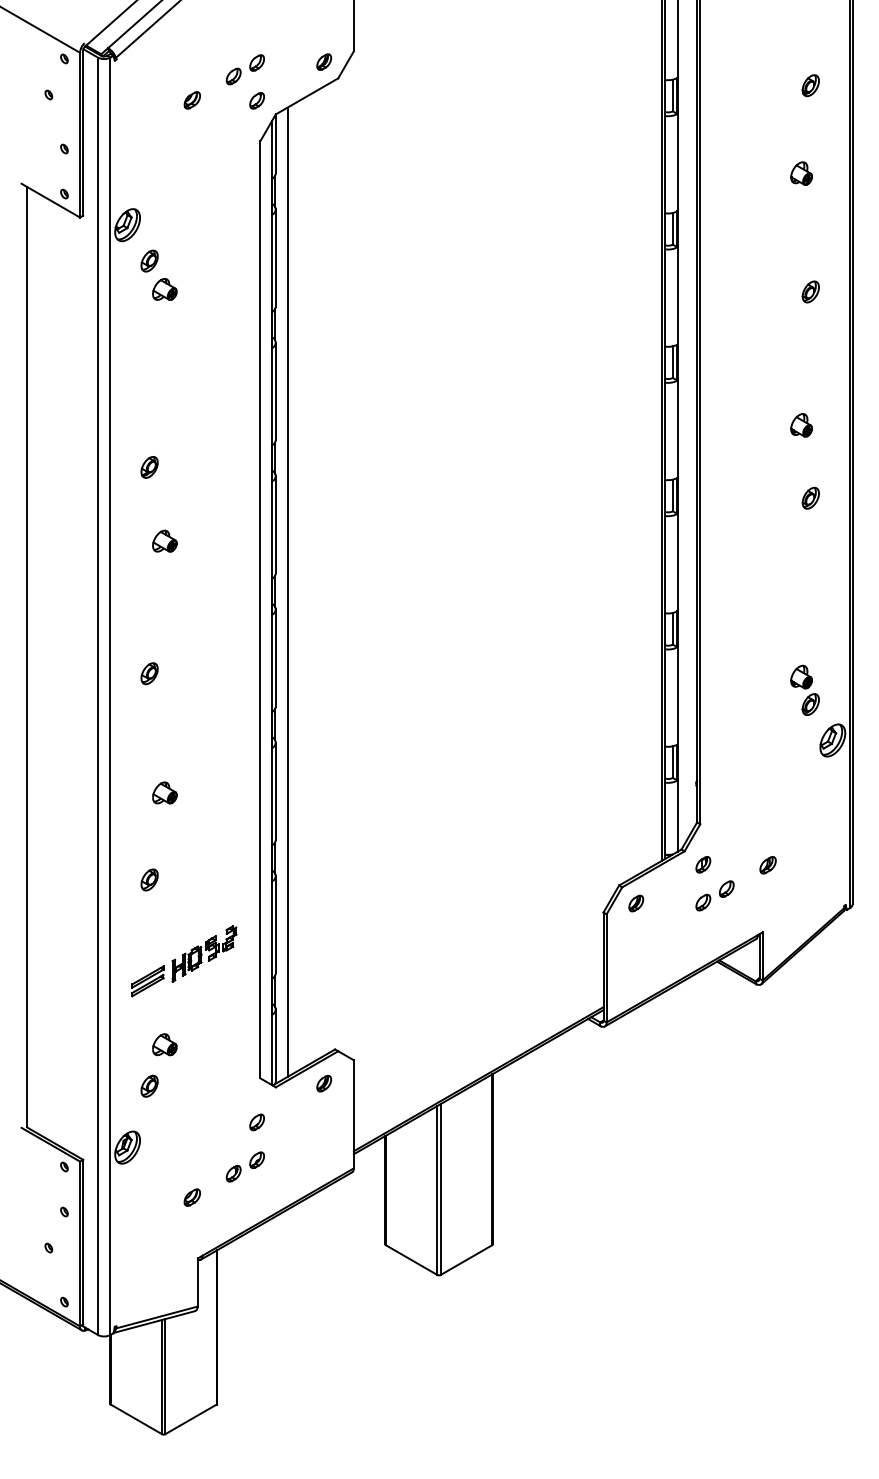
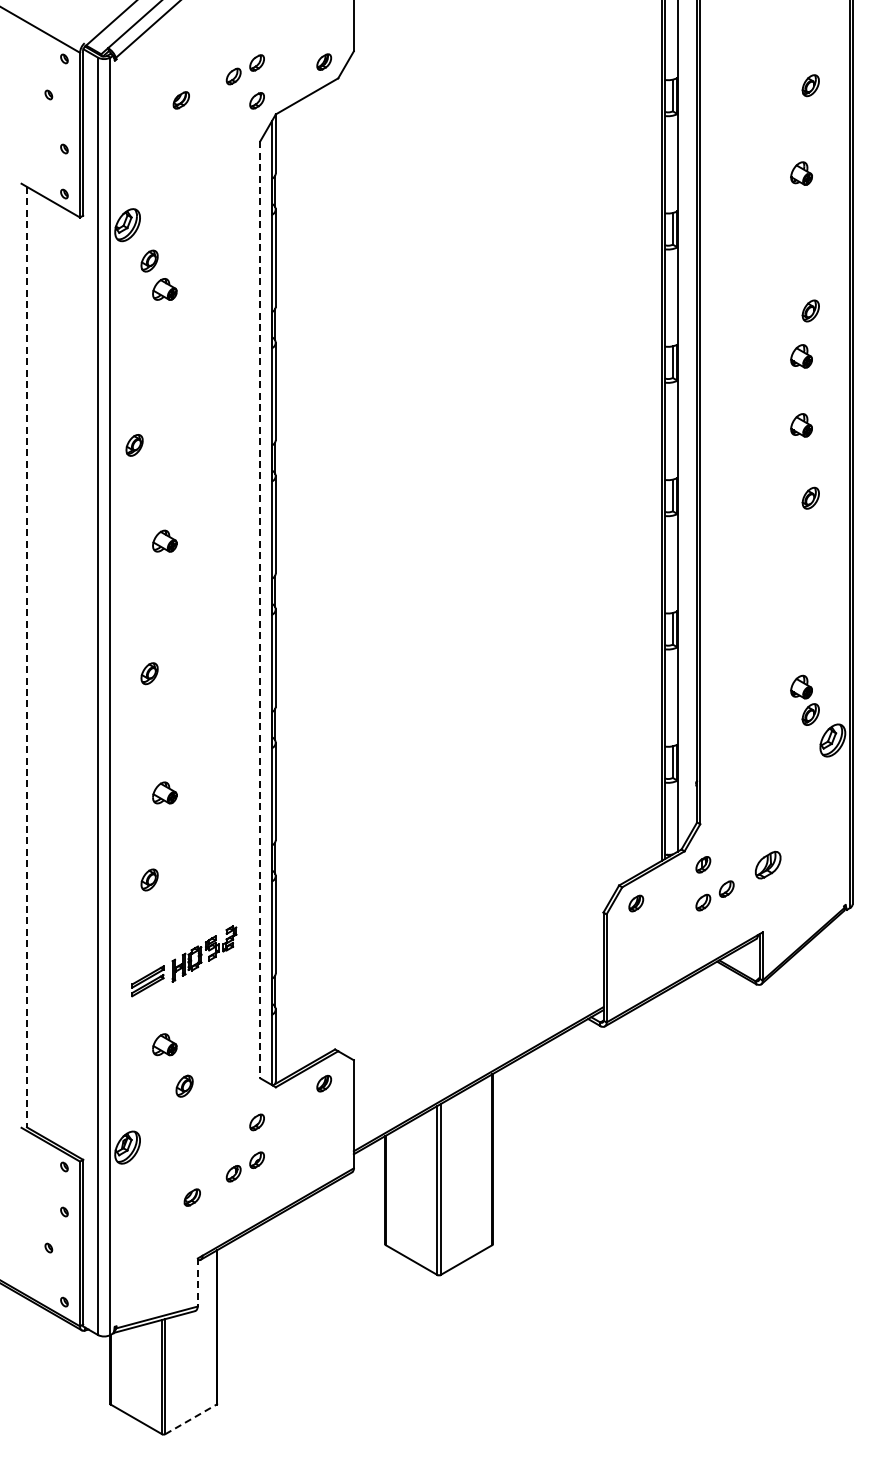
part position: (191, 100) -> (180, 100) (180, 100)
part position: (810, 291) -> (810, 310) (810, 310)
part: none -> present (801, 356)
part position: (149, 467) -> (134, 445) (134, 445)
line: present -> none (287, 591)
line: solid -> dashed (260, 610)
line: solid -> dashed (27, 657)
part position: (804, 689) -> (804, 699) (804, 699)
part size: 18x19 px -> 27x29 px (768, 865)
part position: (149, 1085) -> (184, 1085) (184, 1085)
line: solid -> dashed (197, 1282)
line: solid -> dashed (191, 1419)
